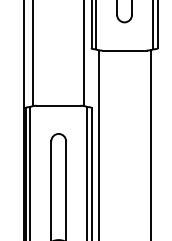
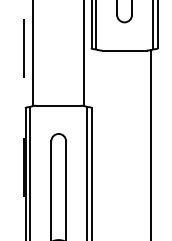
line: solid -> dashed (24, 120)
line: present -> none (99, 143)
